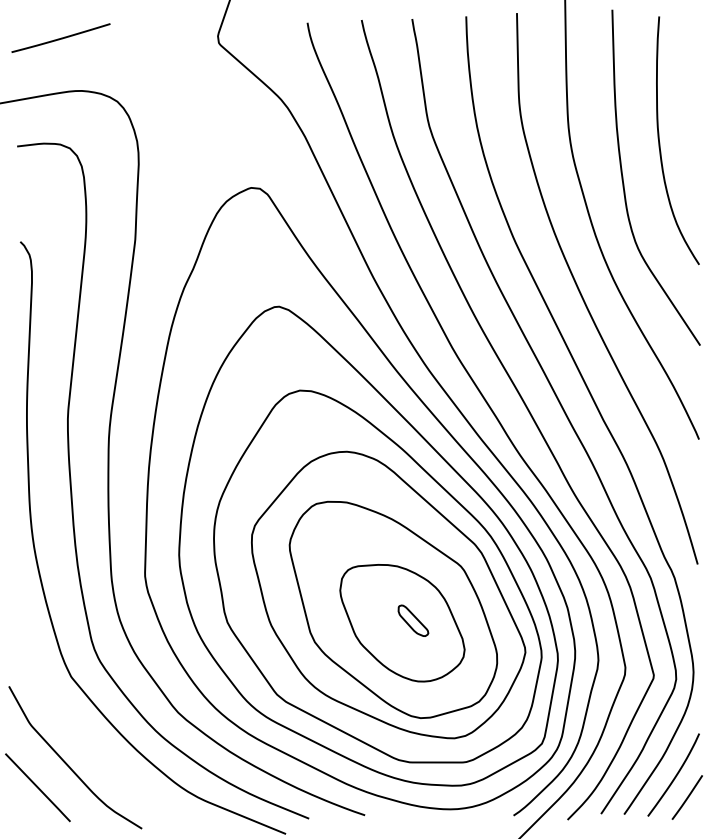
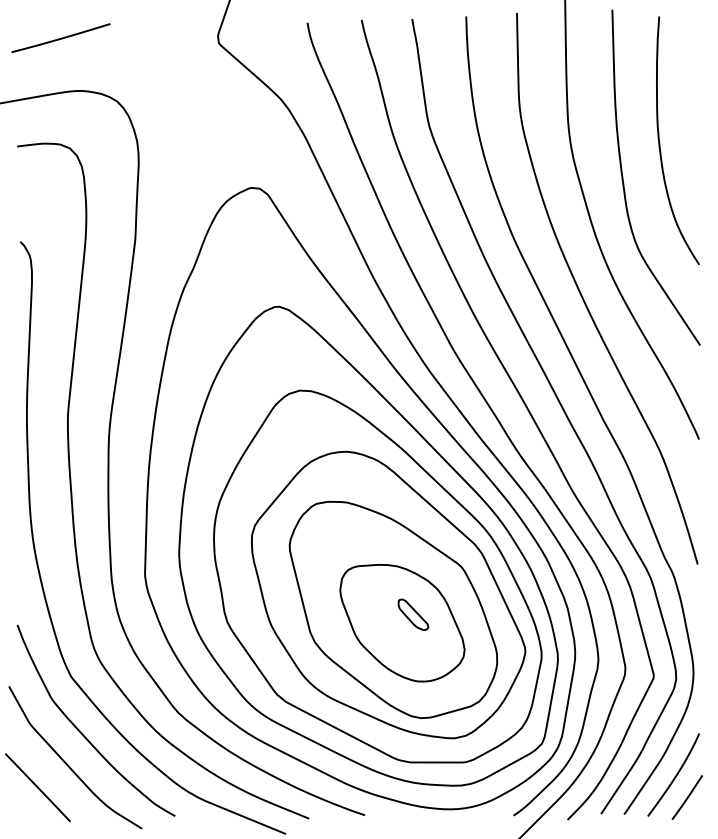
part position: (413, 620) -> (413, 614) (413, 614)
curve: none -> present (81, 731)
